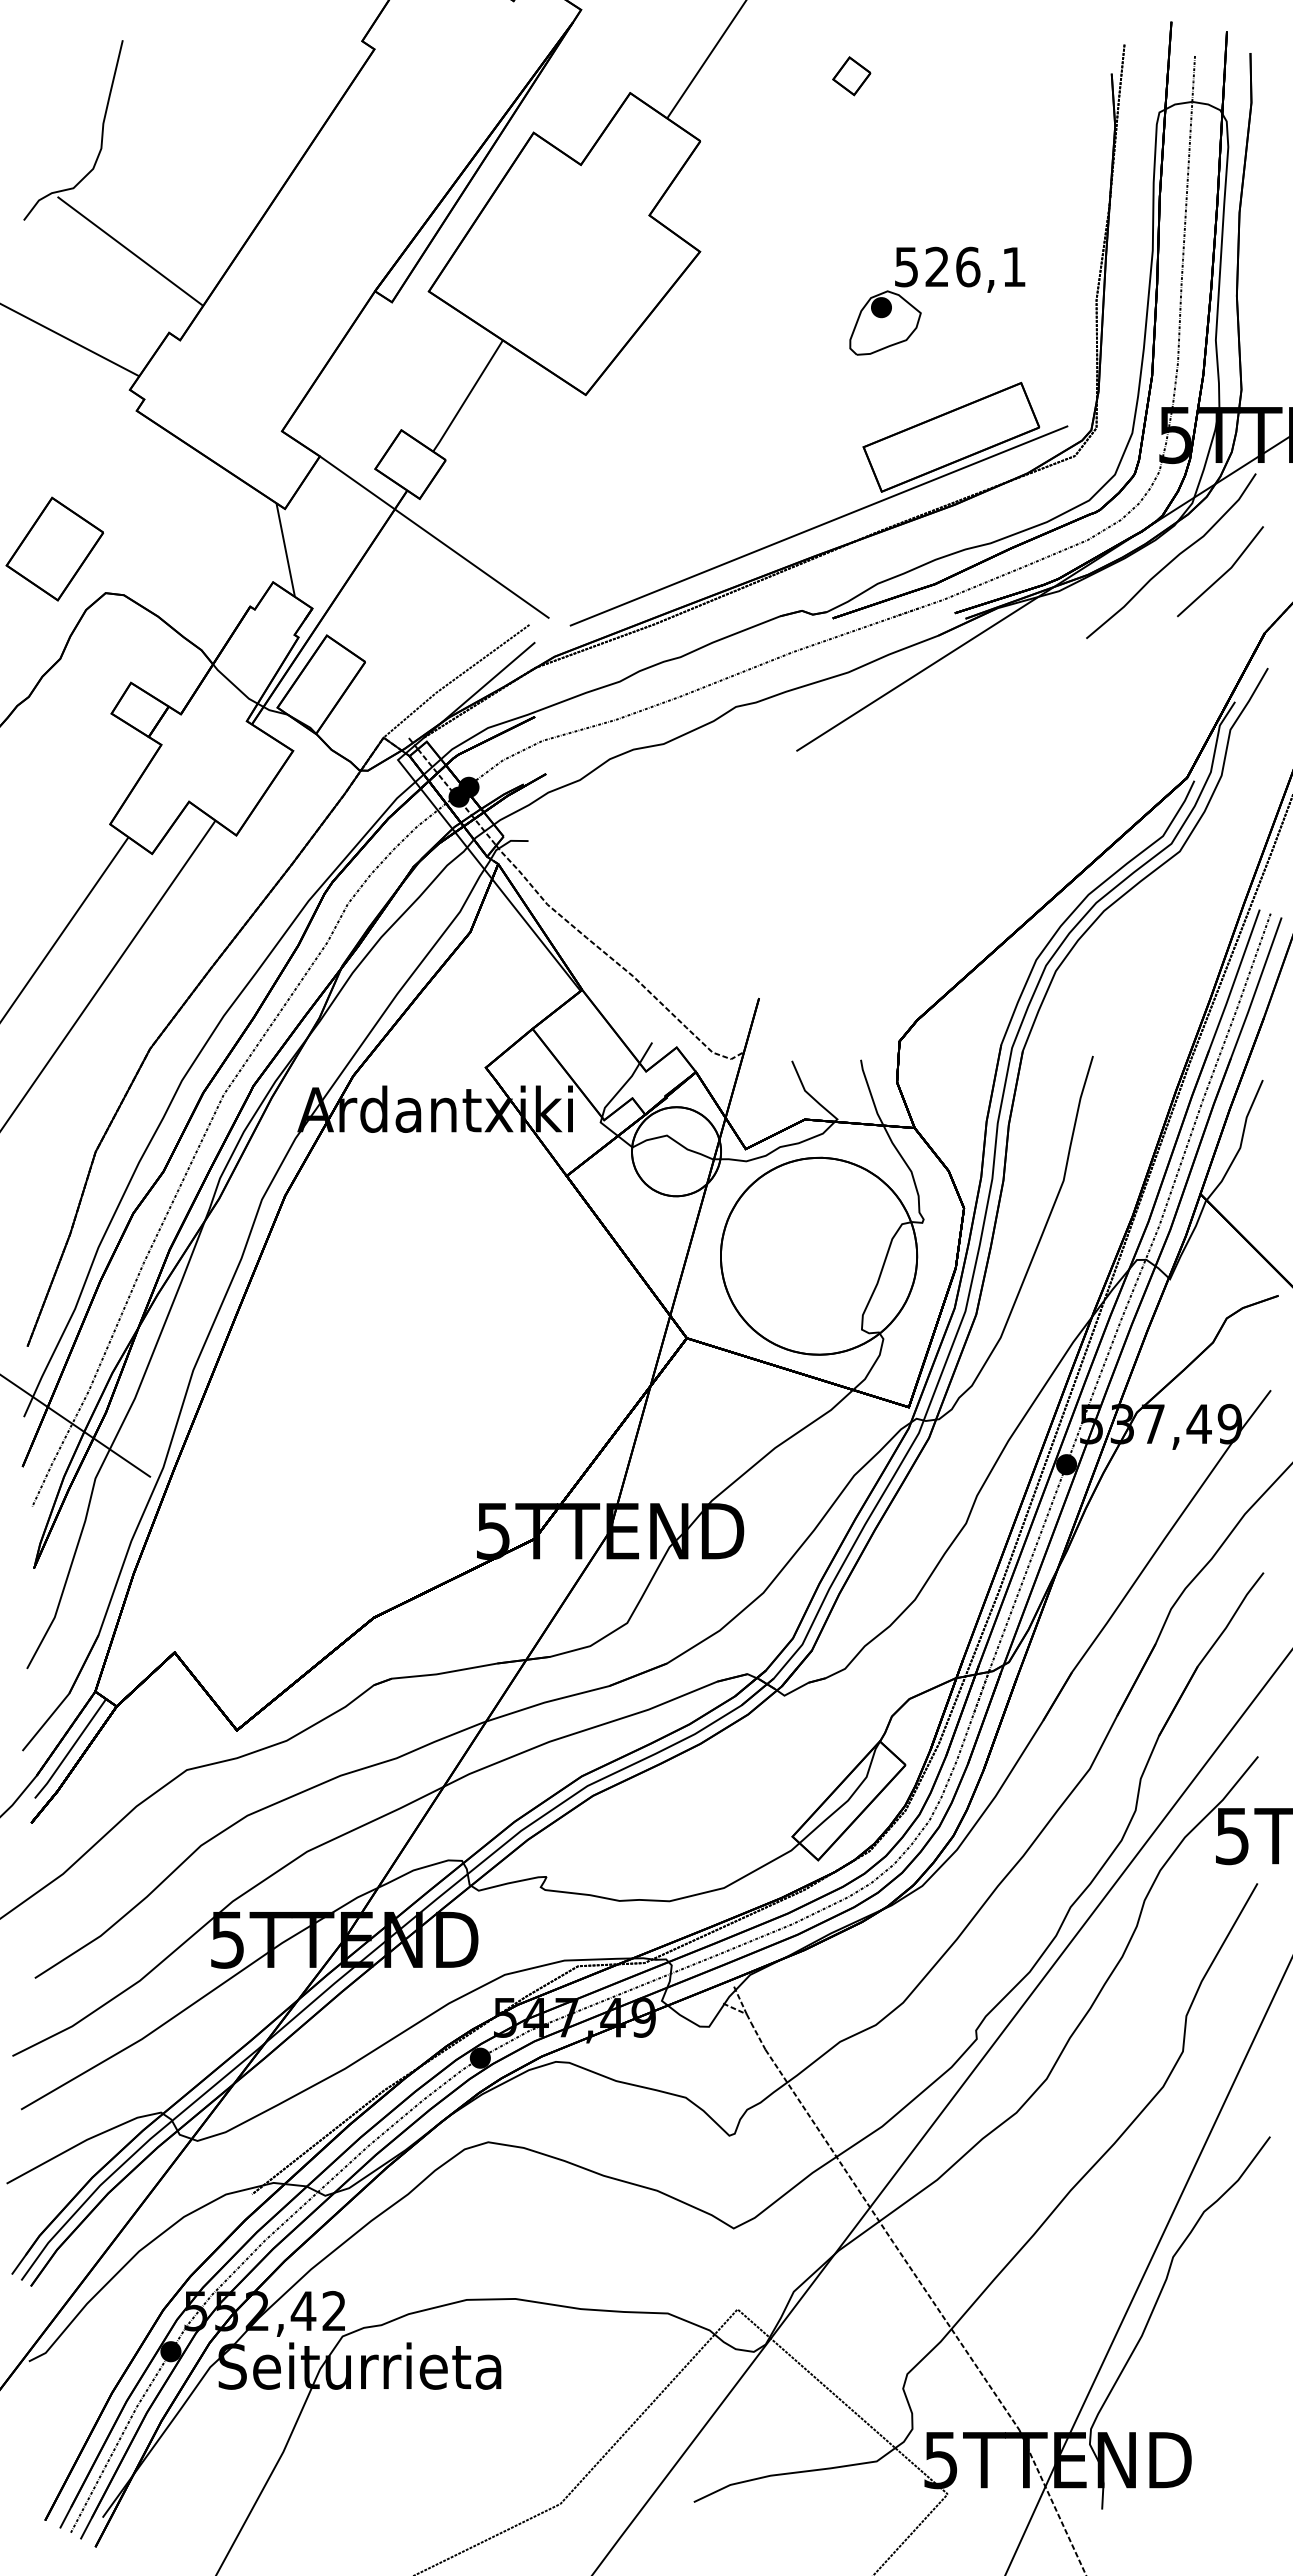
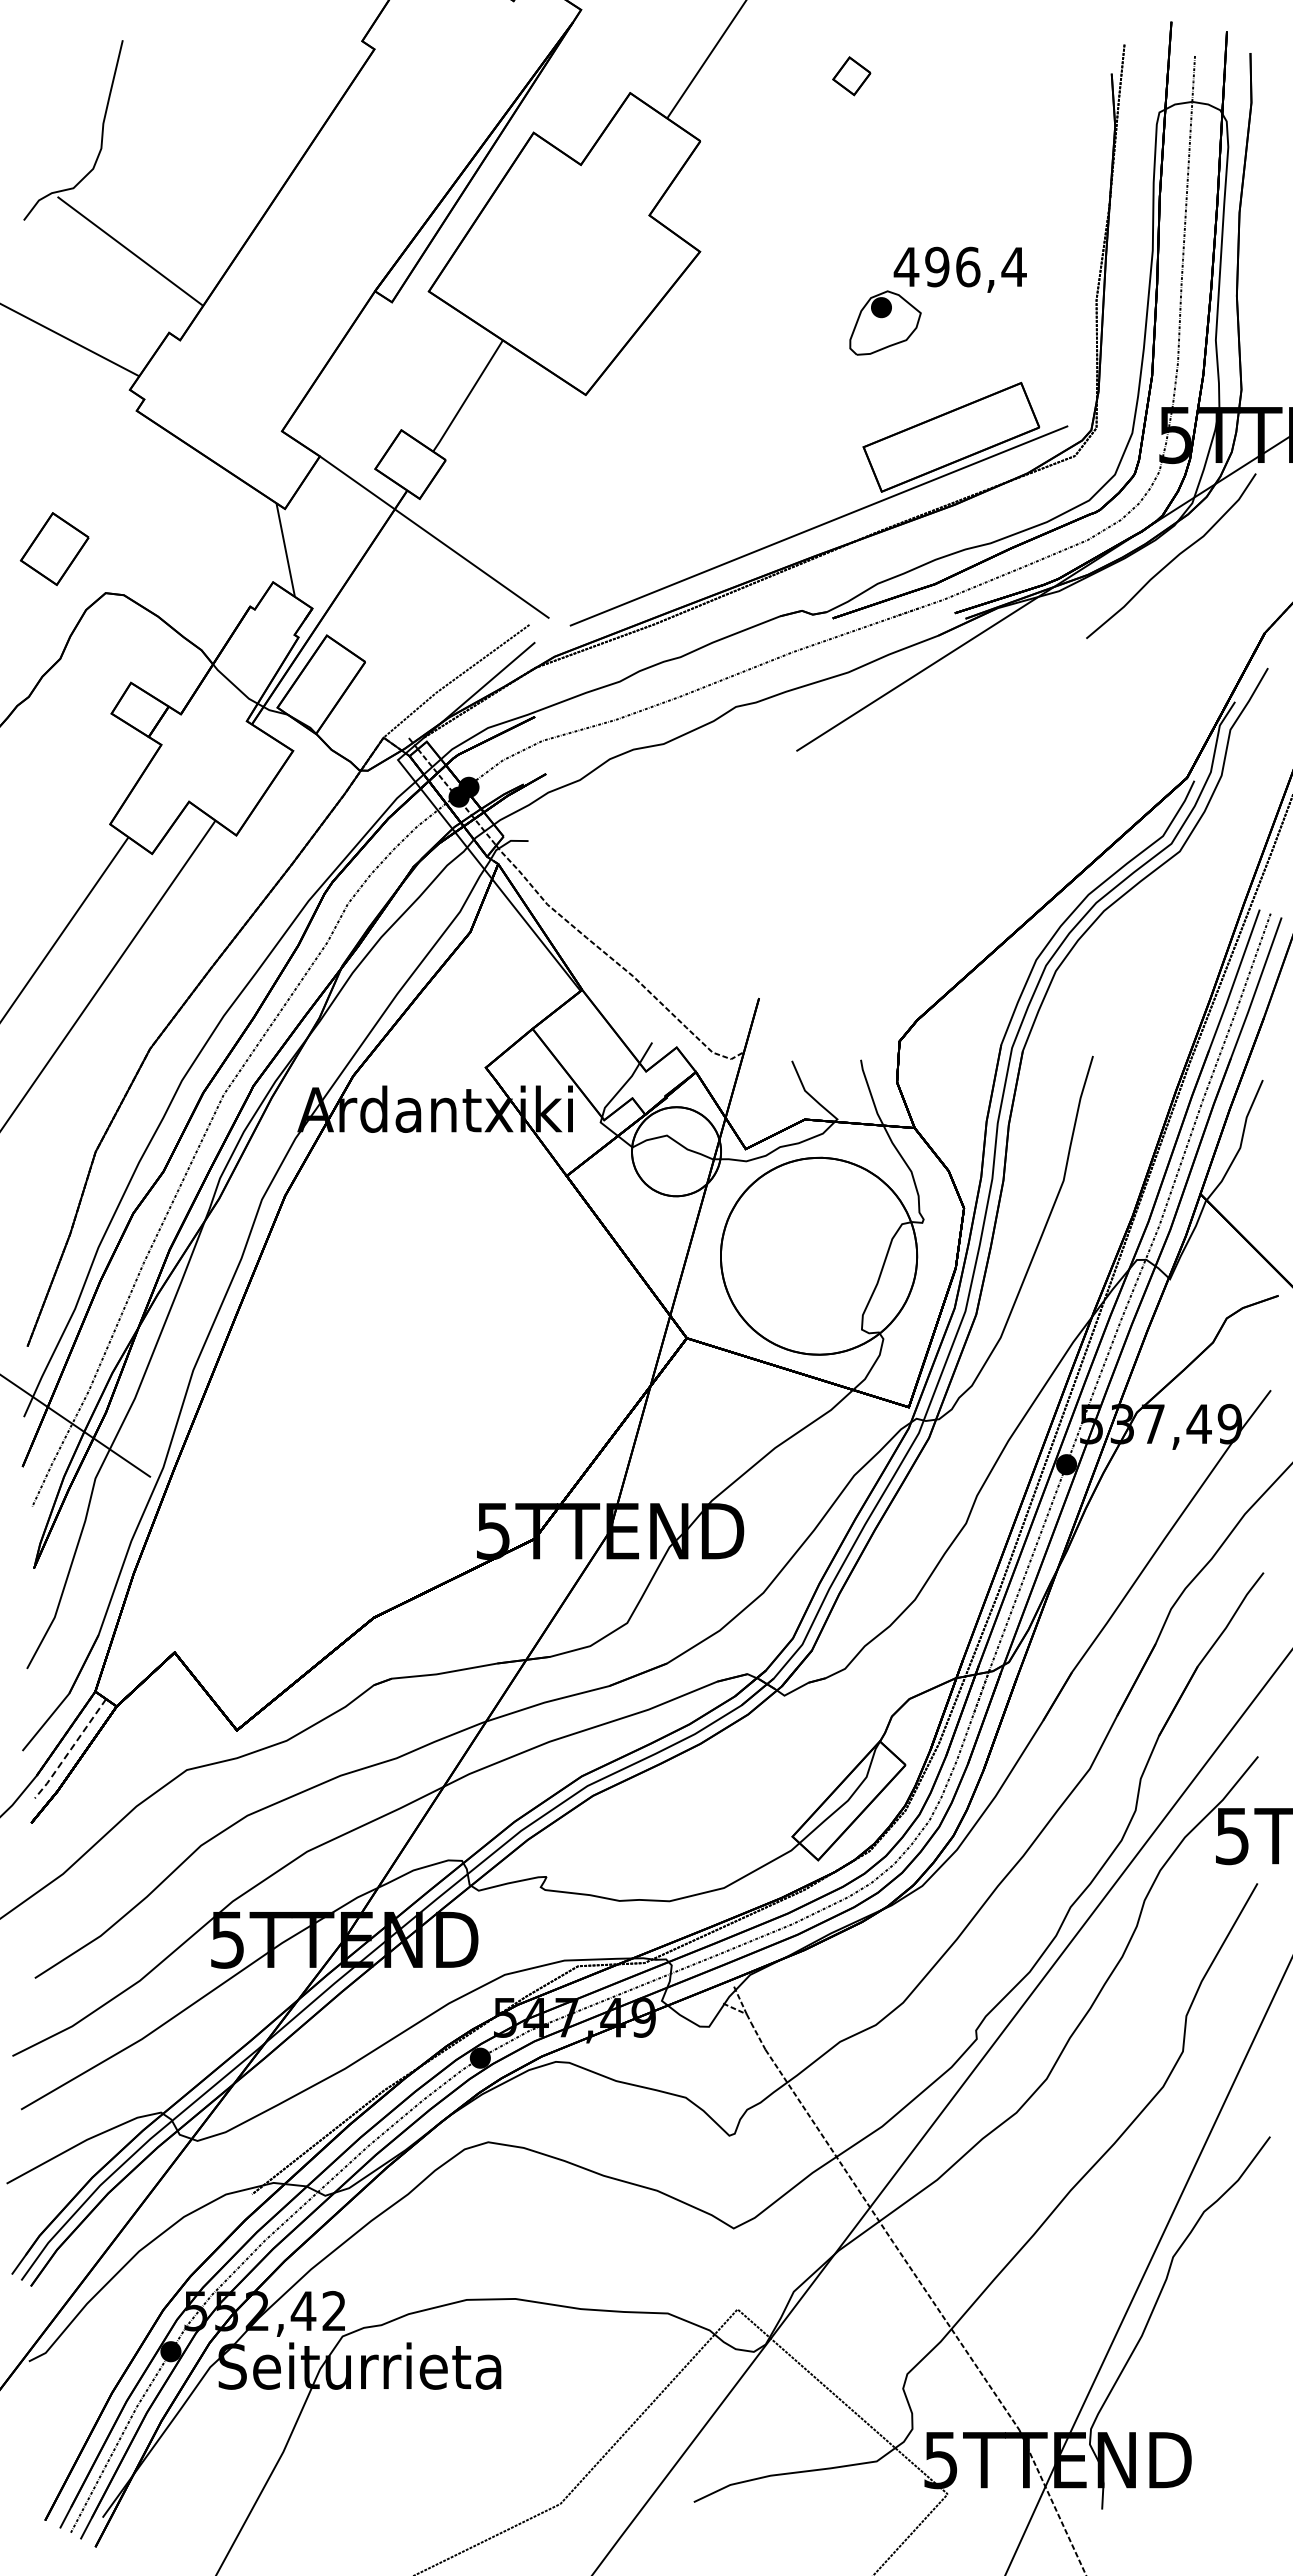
text: 526,1 -> 496,4 (959, 266)
part size: 99x106 px -> 71x74 px (54, 548)
line: present -> none (1223, 573)
line: solid -> dashed (70, 1750)
